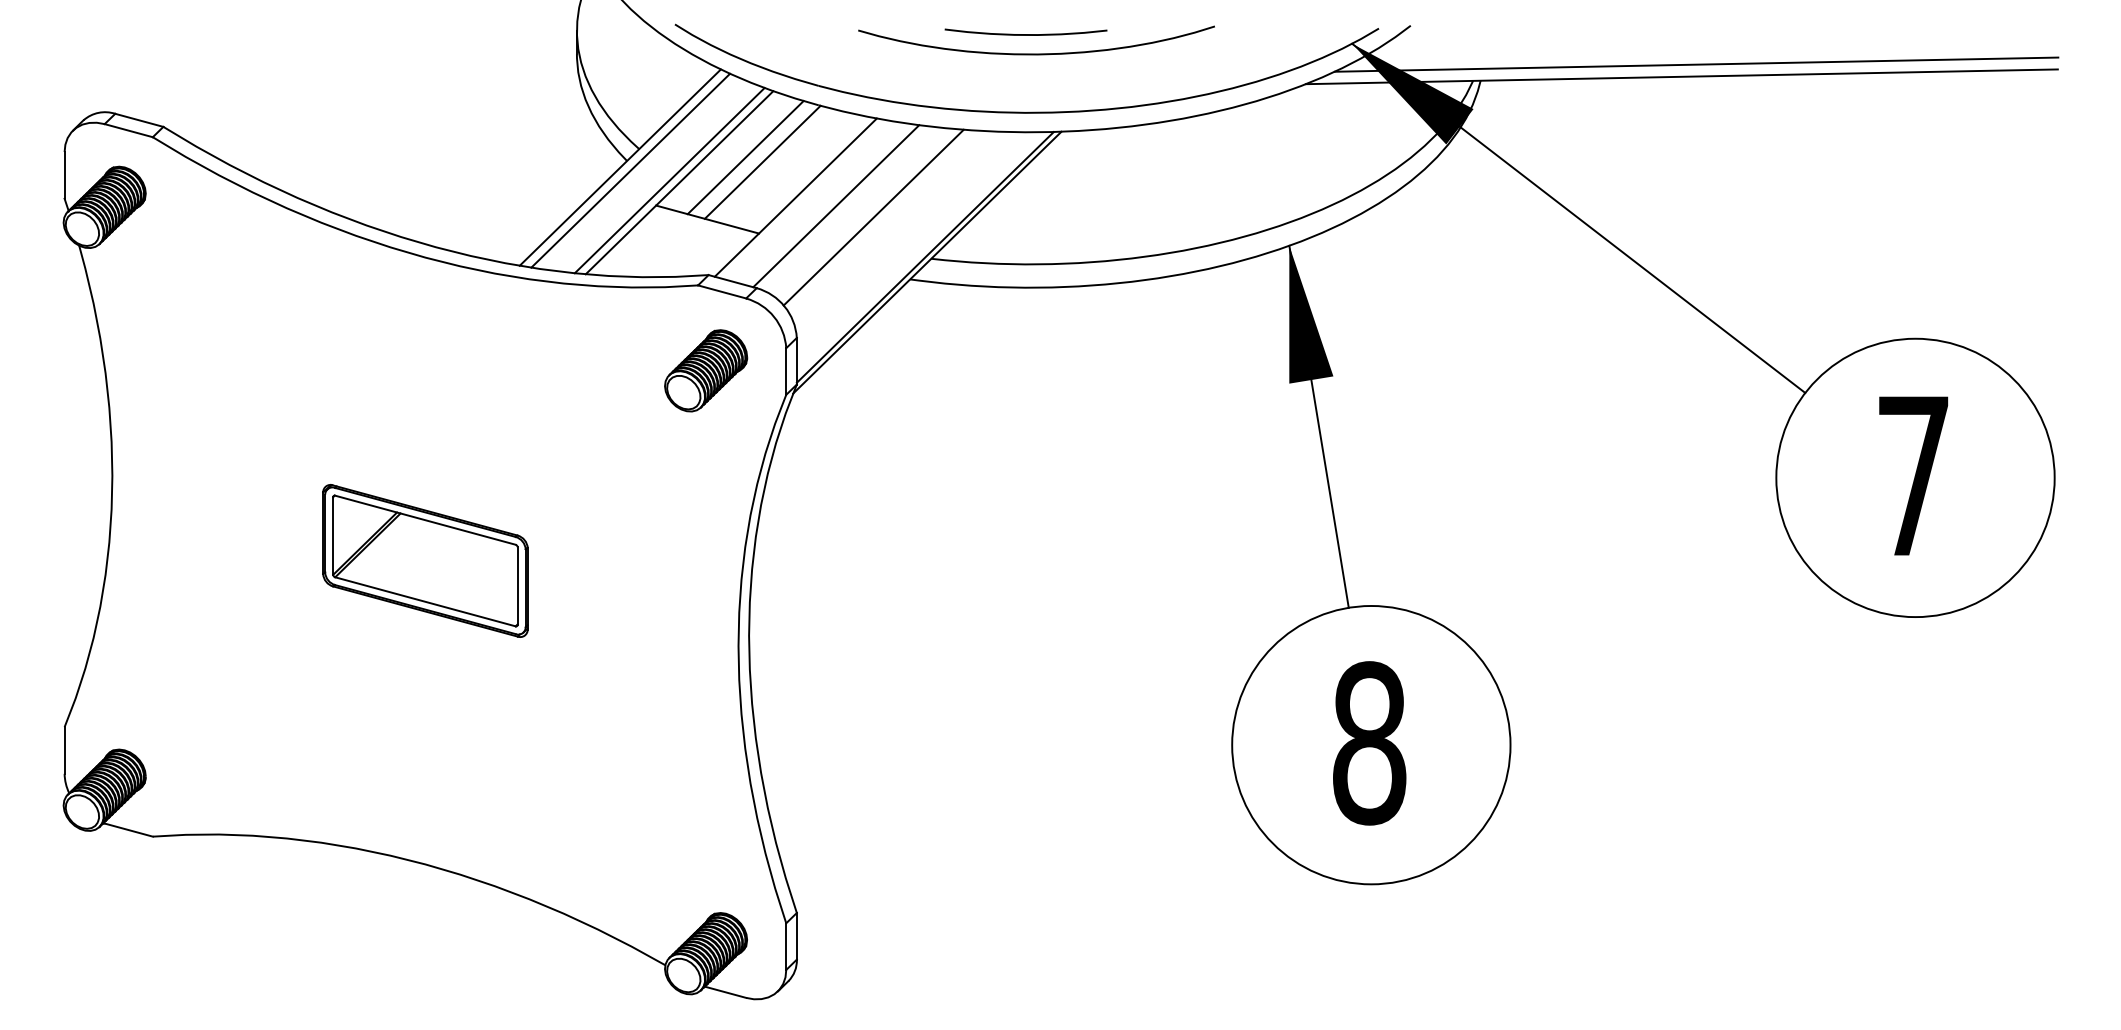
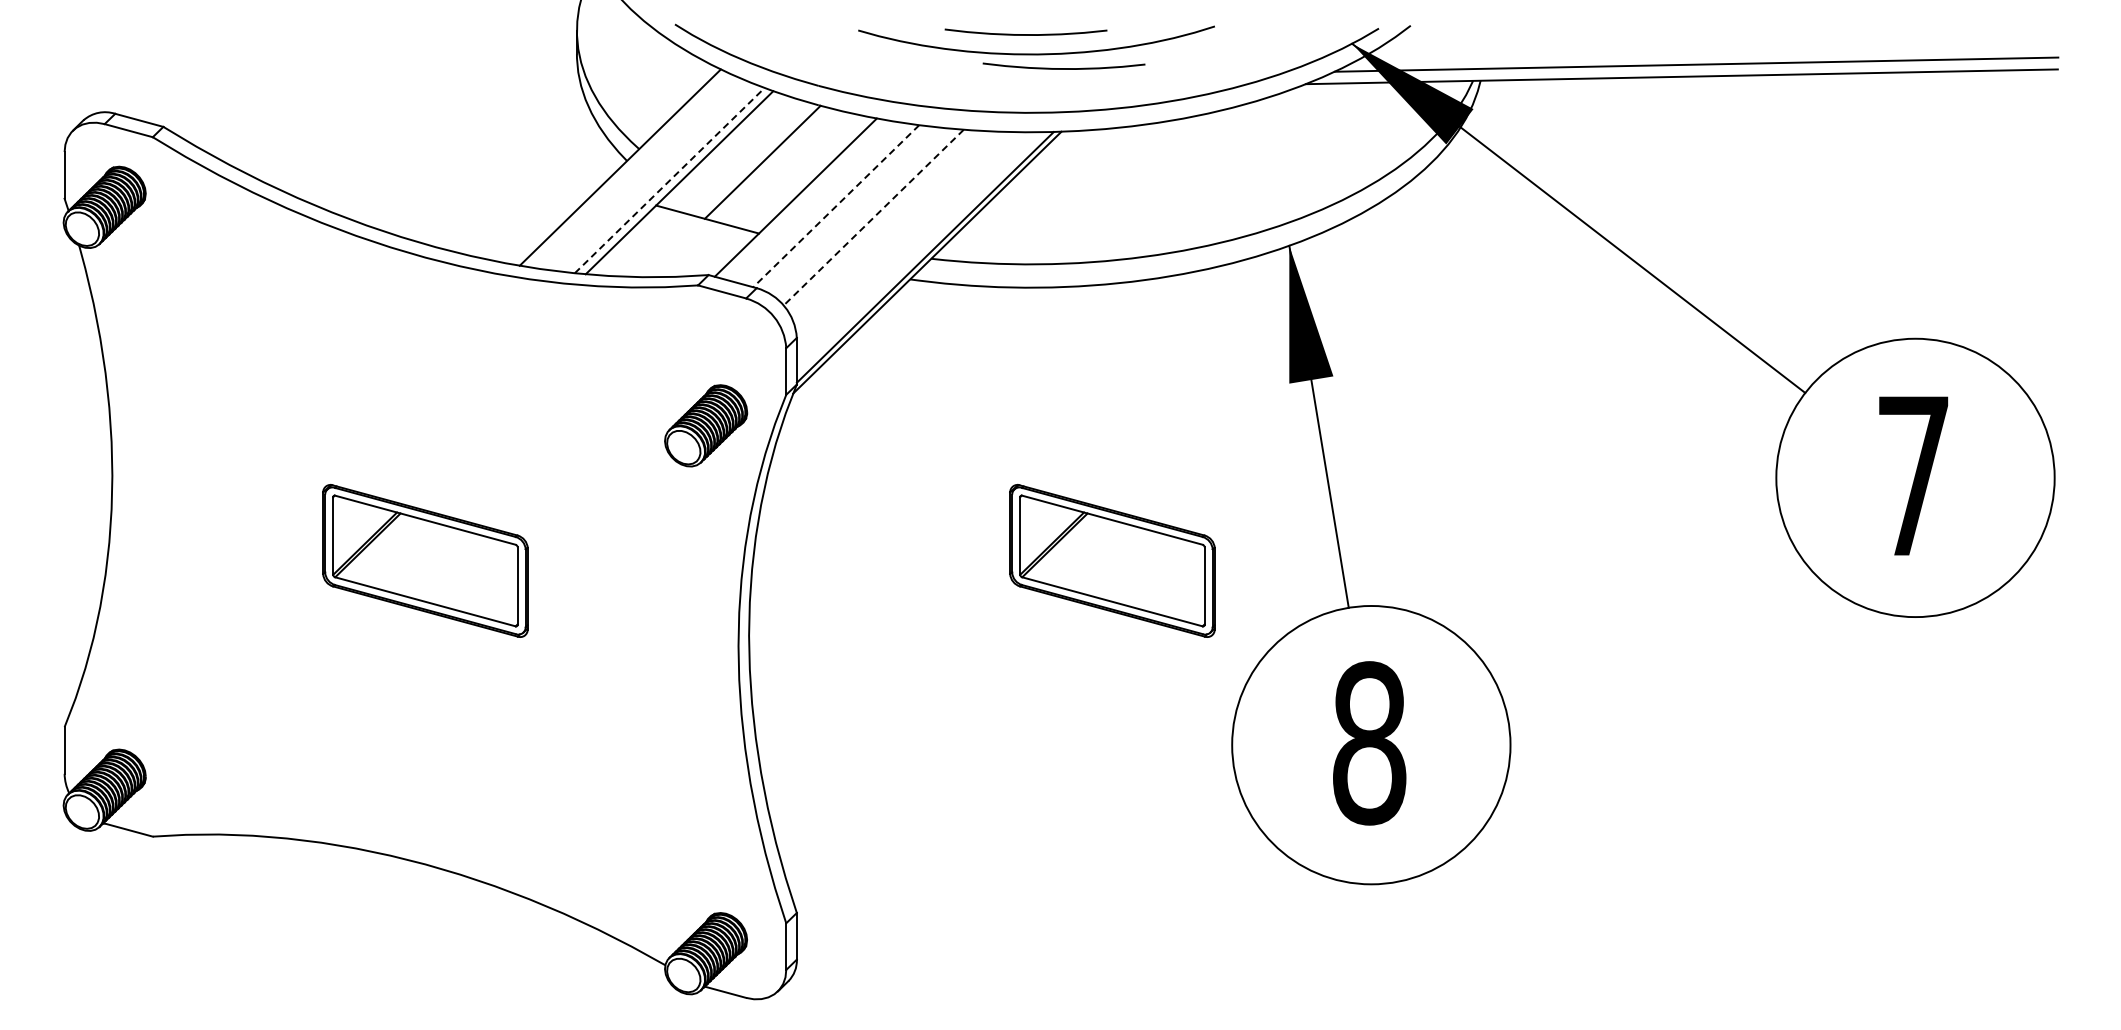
curve: none -> present (1063, 68)
line: present -> none (745, 157)
line: present -> none (630, 170)
line: solid -> dashed (669, 180)
line: solid -> dashed (836, 206)
line: solid -> dashed (873, 217)
part position: (706, 370) -> (706, 425) (706, 425)
part: none -> present (1112, 560)
